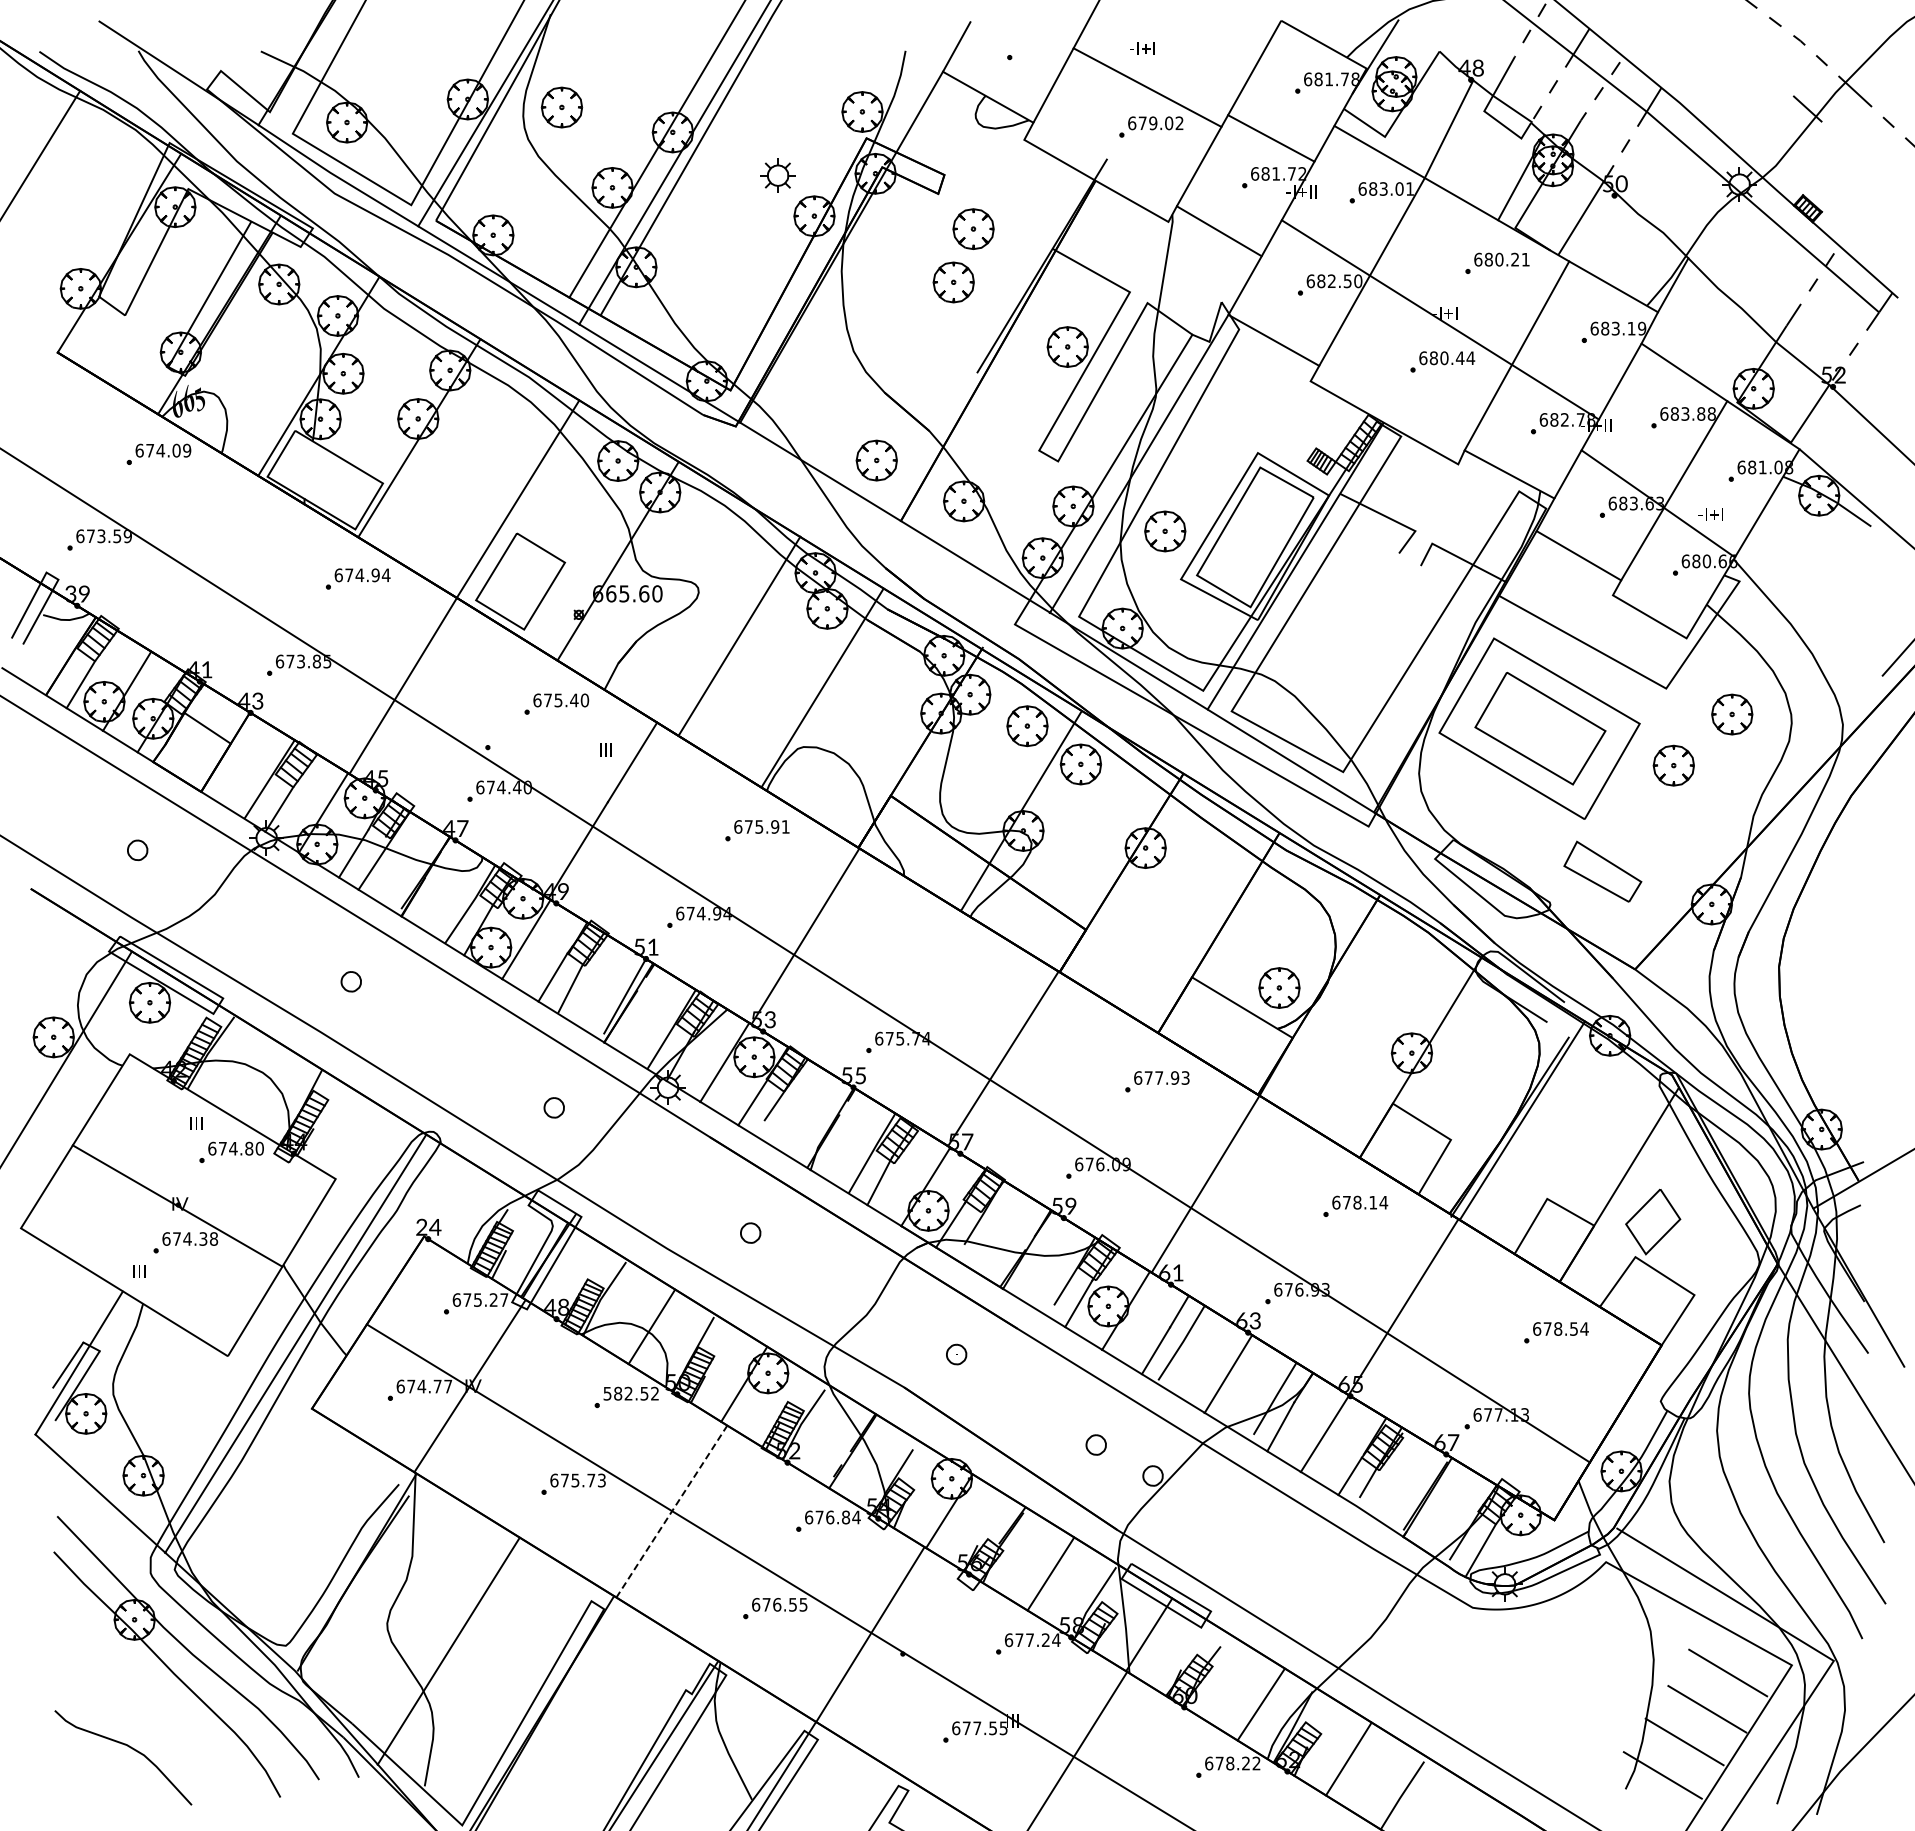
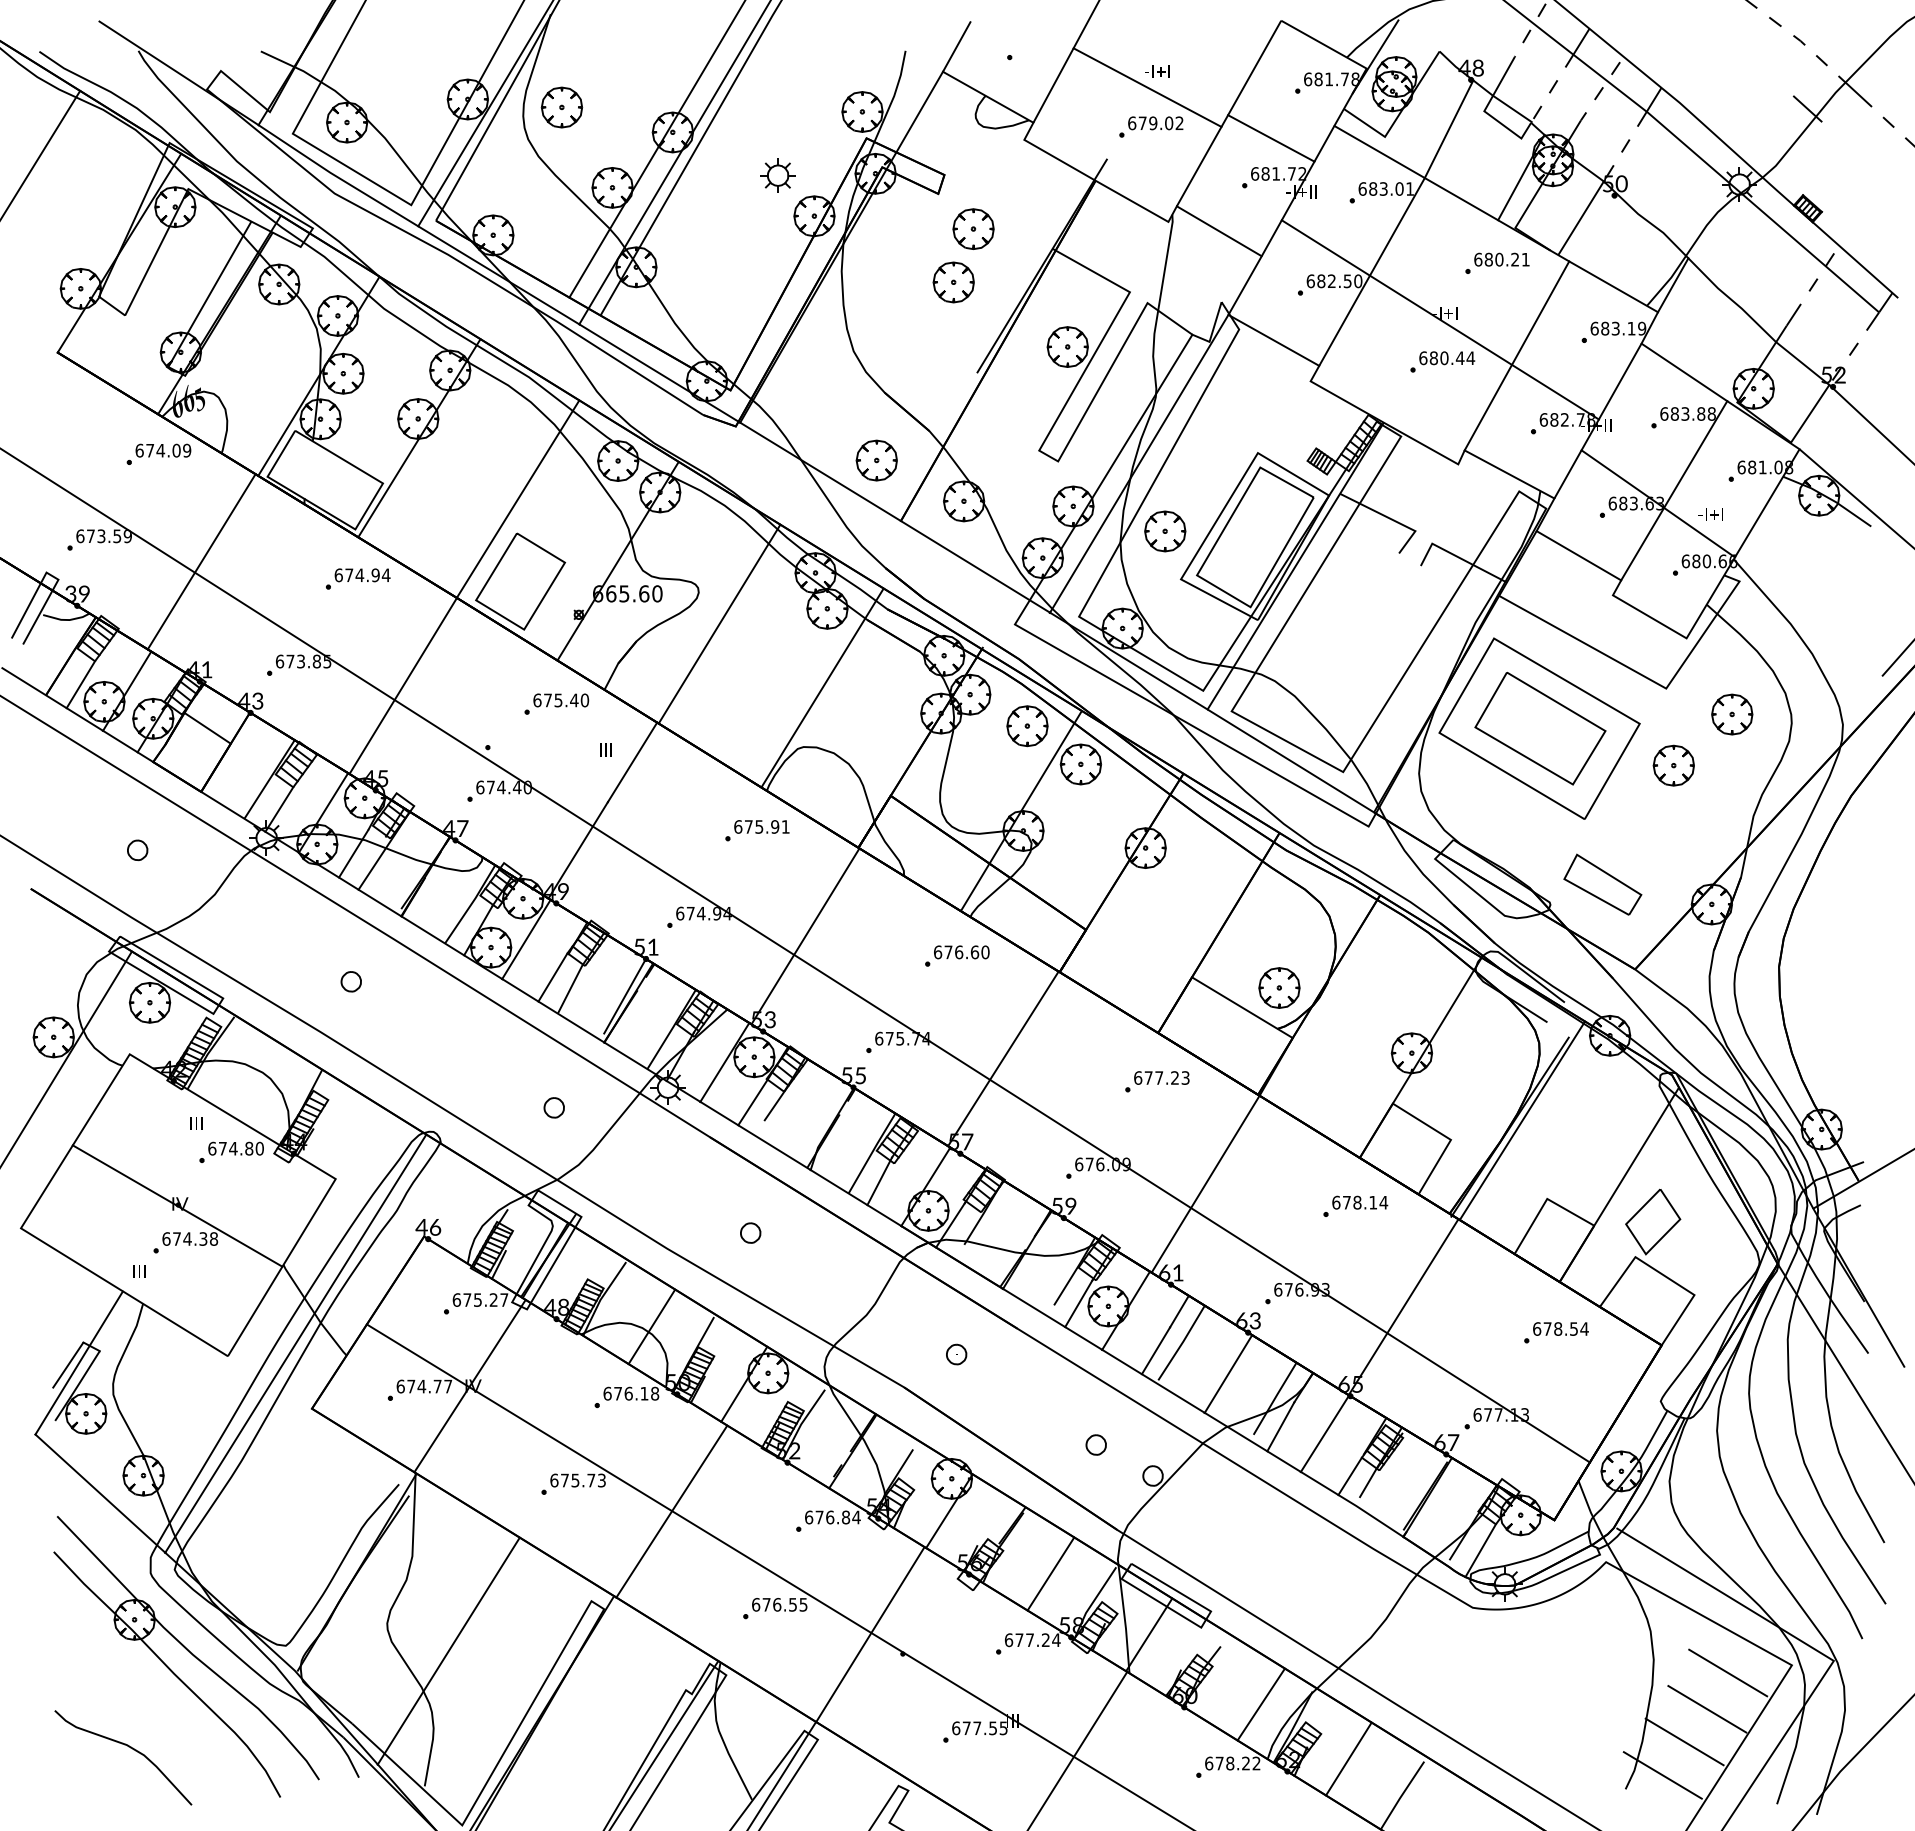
text position: (1142, 48) -> (1157, 71) (1157, 71)
line: none -> present (201, 561)
line position: (739, 635) -> (719, 623) (719, 623)
part position: (1602, 871) -> (1602, 884) (1602, 884)
part: none -> present (957, 955)
text: 677.93 -> 677.23 (1175, 1077)
text: 24 -> 46 (428, 1226)
text: 582.52 -> 676.18 (631, 1393)
line: dashed -> solid (672, 1511)
